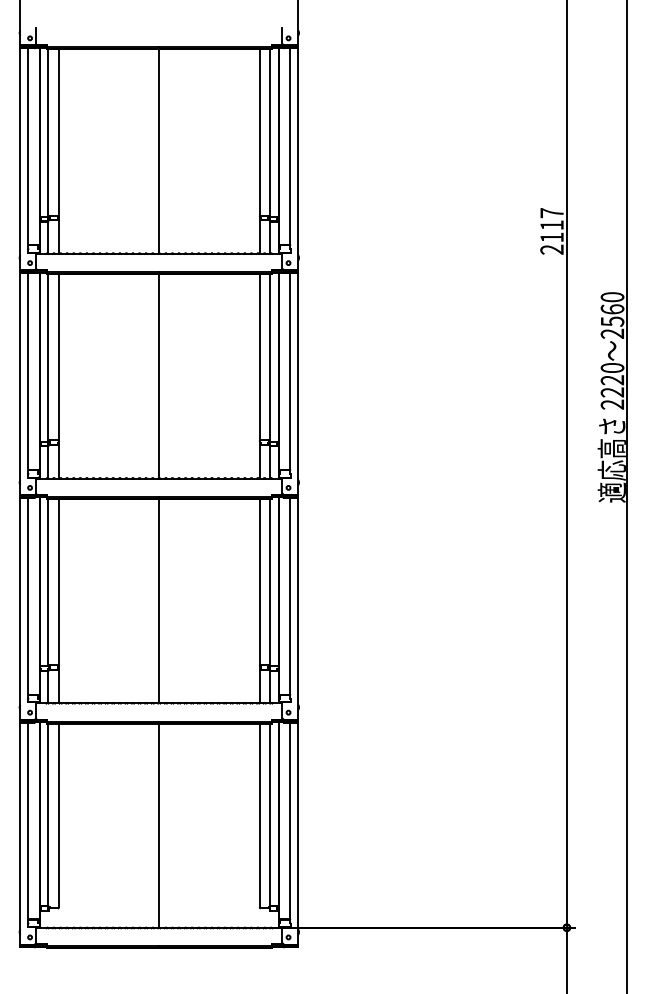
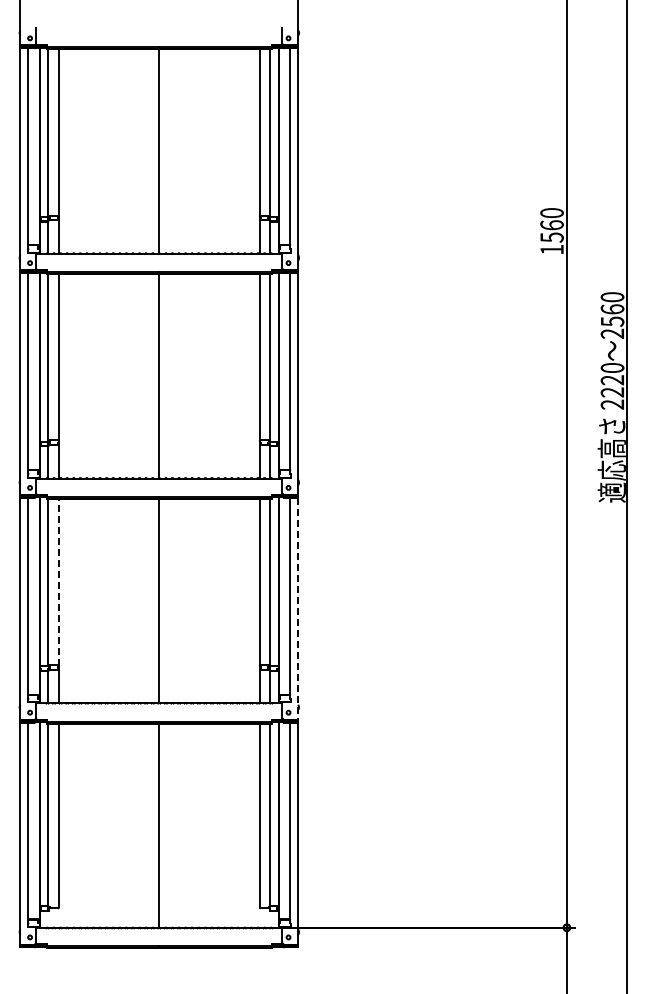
text: 2117 -> 1560 (551, 231)
line: solid -> dashed (58, 582)
line: solid -> dashed (298, 608)
